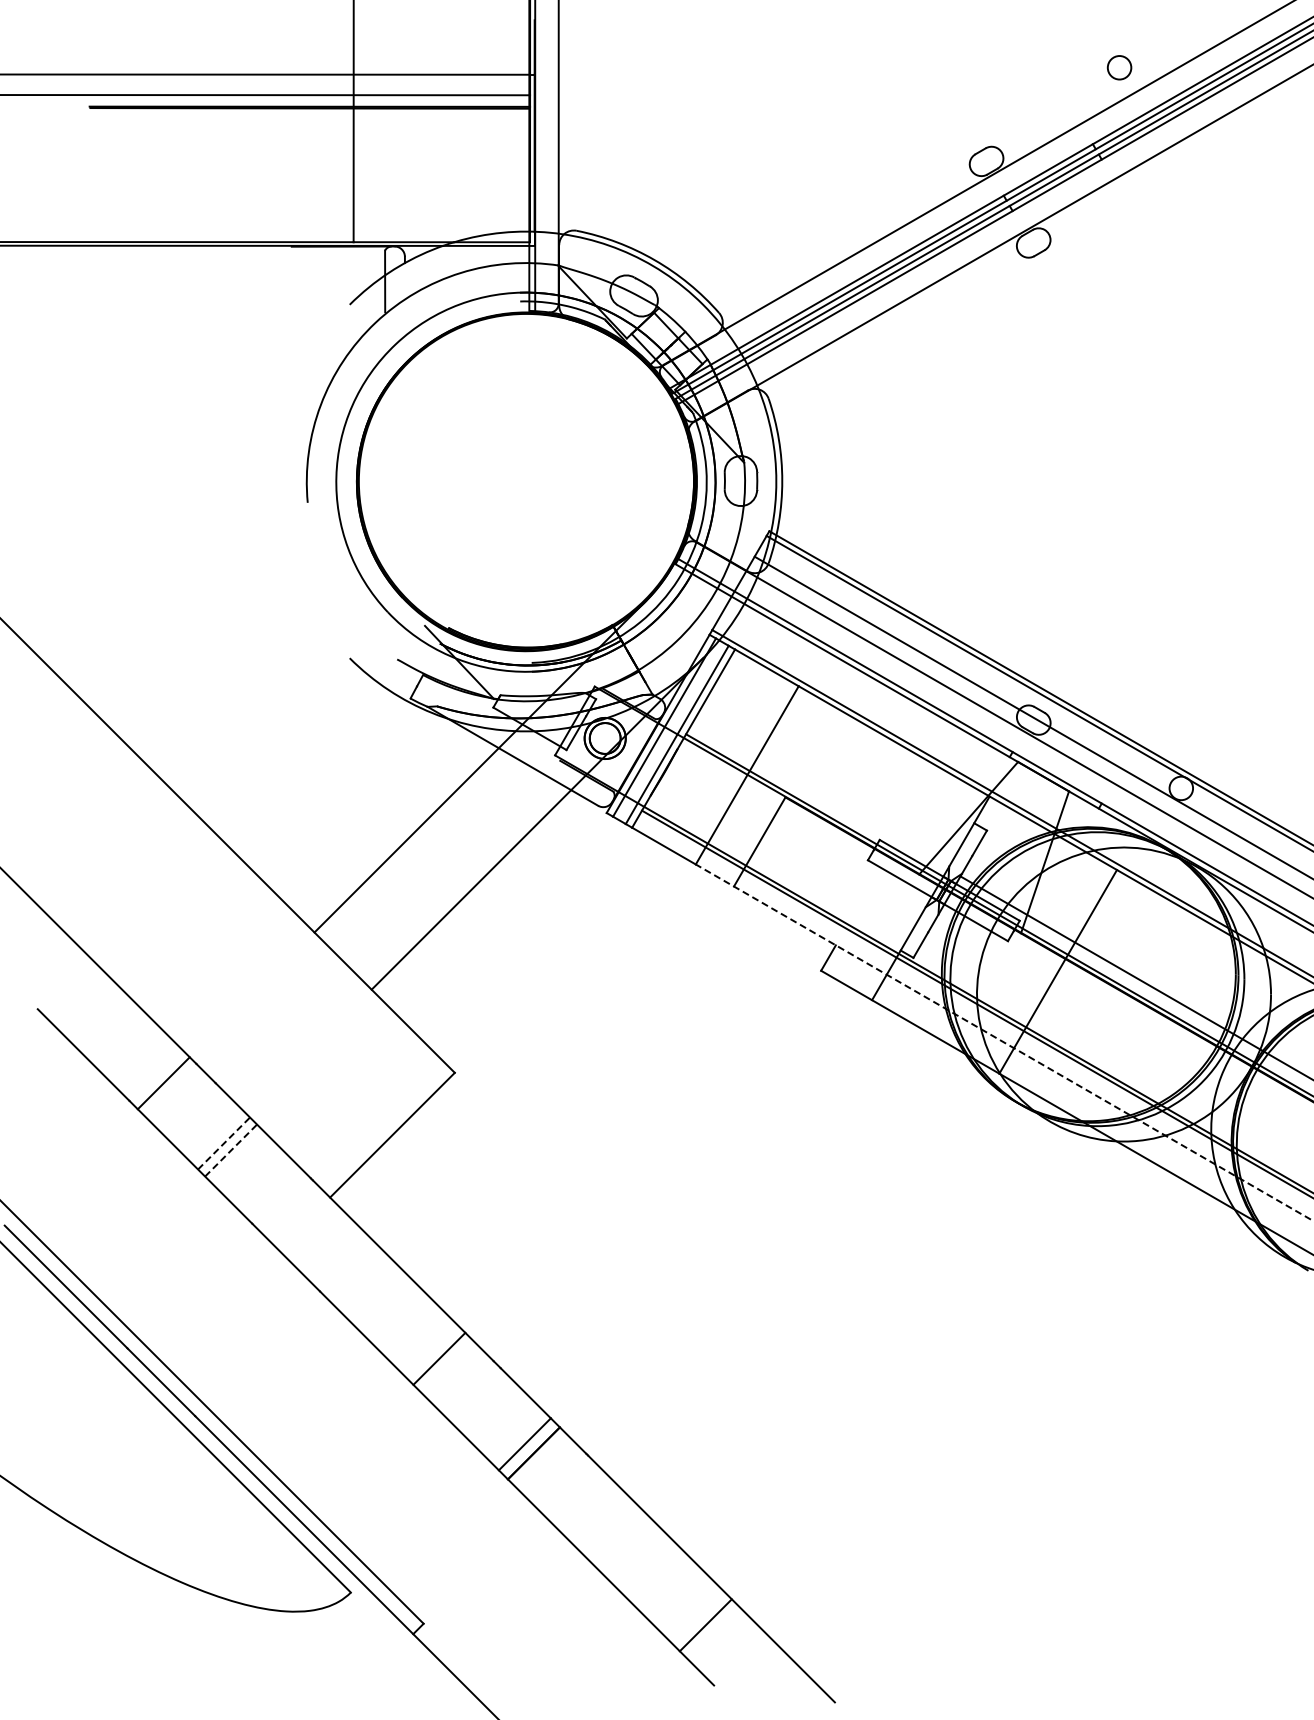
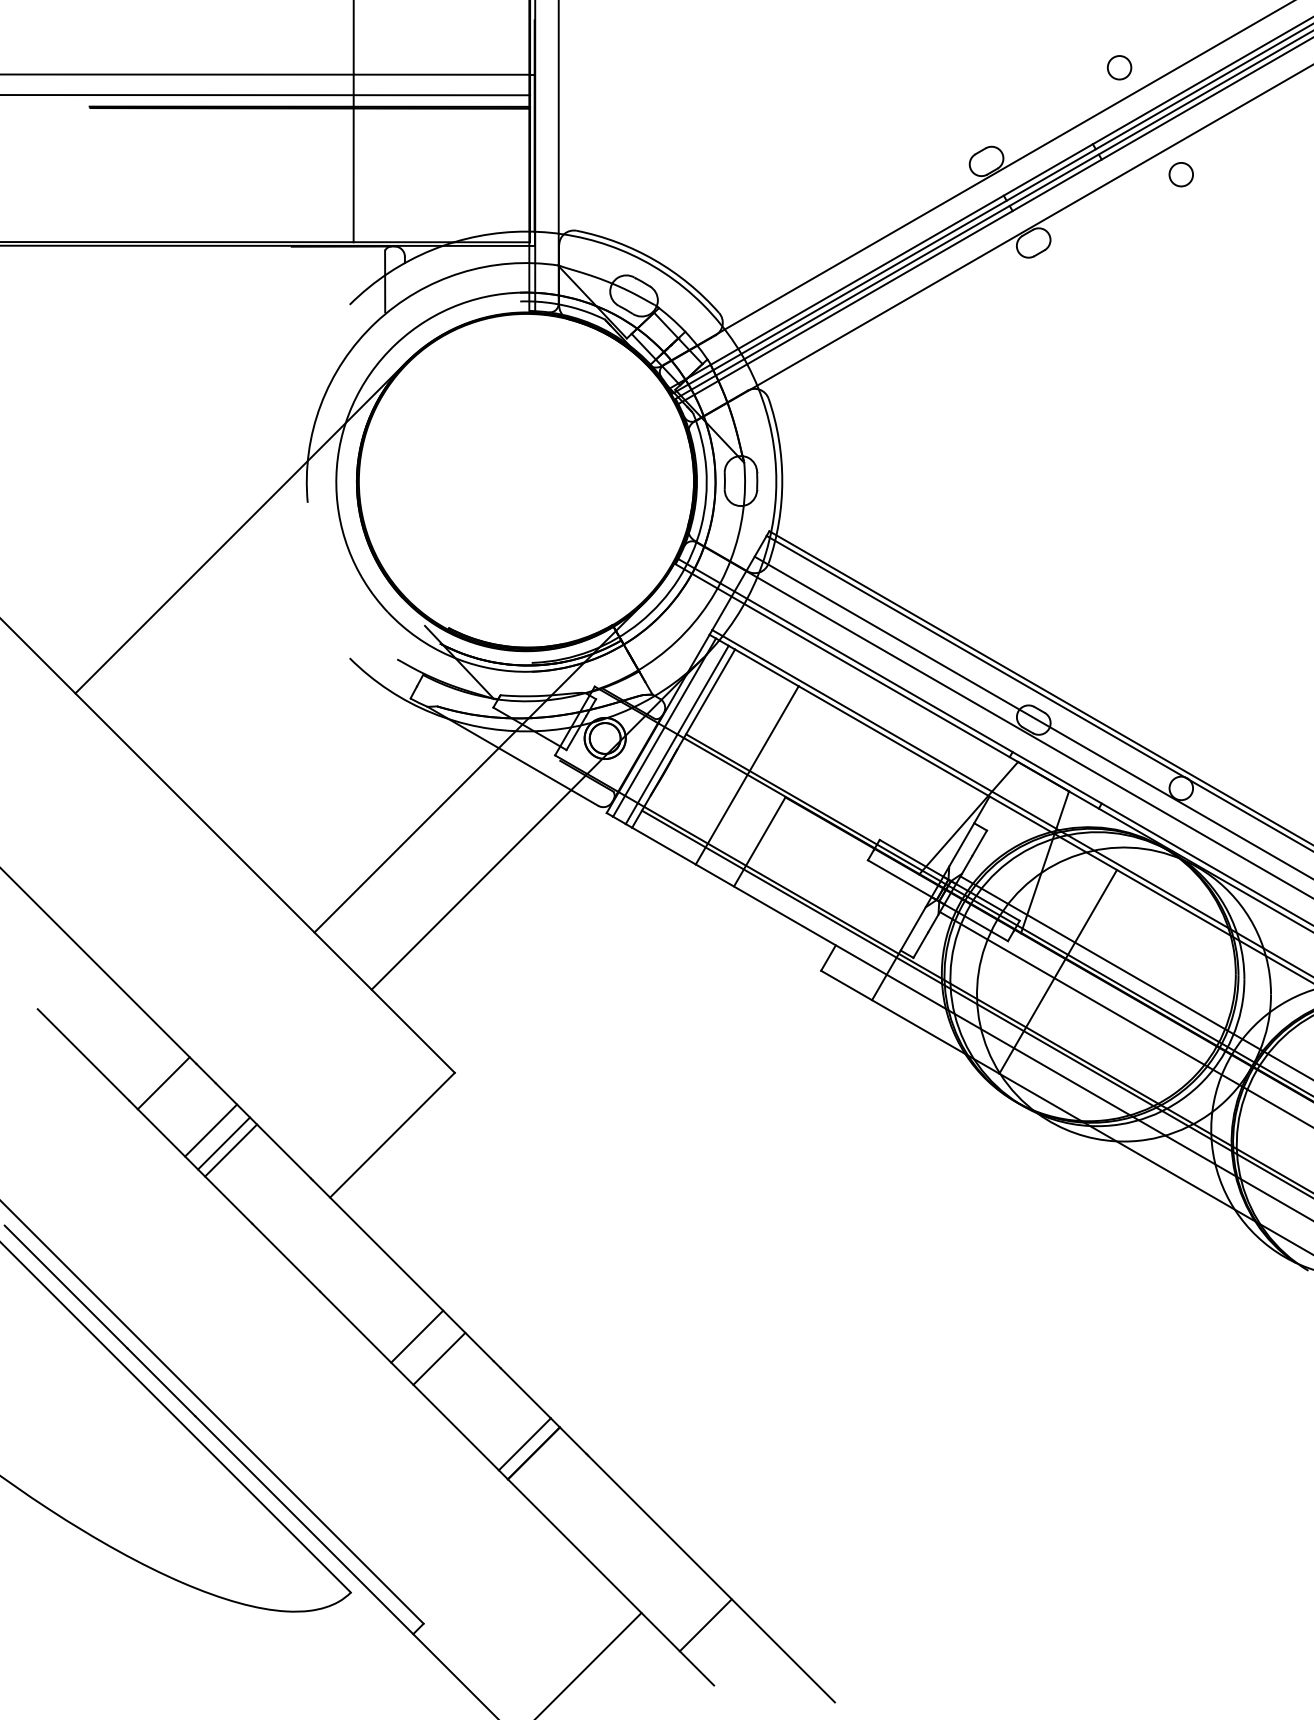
circle: none -> present (1180, 174)
line: none -> present (240, 527)
line: none -> present (1124, 1019)
line: dashed -> solid (1004, 1042)
line: none -> present (211, 1130)
line: dashed -> solid (224, 1143)
line: dashed -> solid (231, 1150)
line: none -> present (417, 1336)
line: none -> present (589, 1664)
